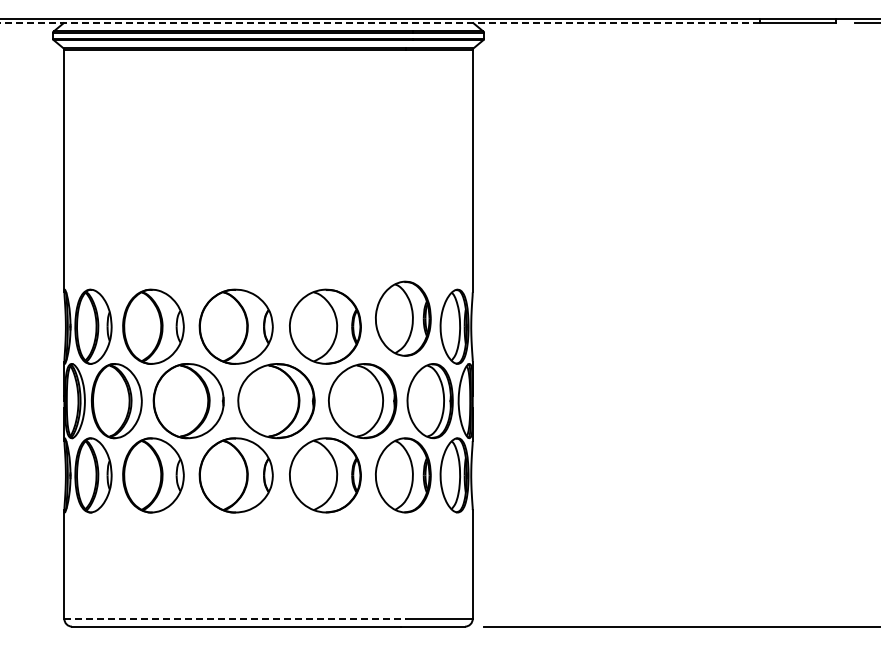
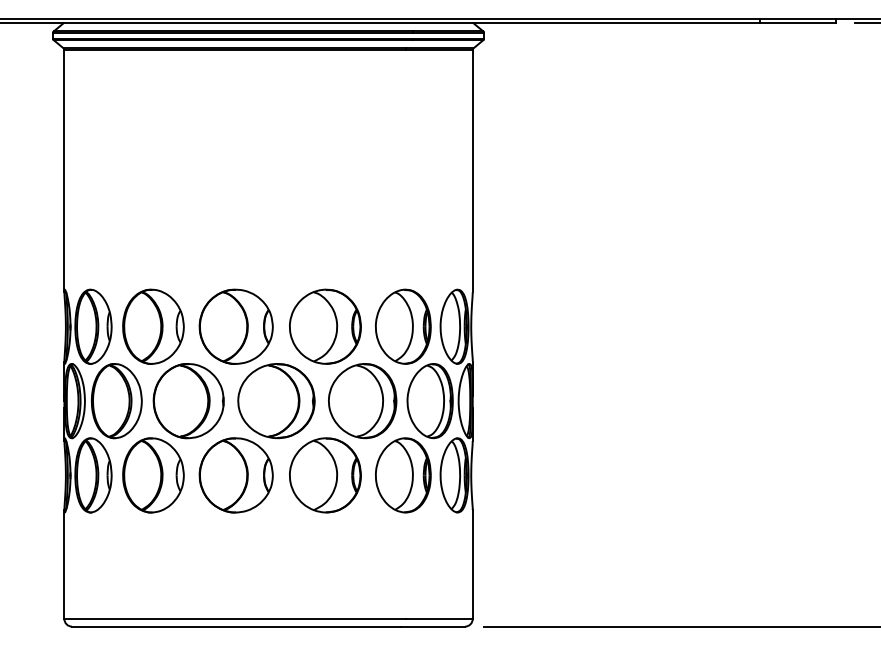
line: dashed -> solid (380, 23)
part position: (403, 318) -> (403, 326) (403, 326)
line: dashed -> solid (235, 619)
